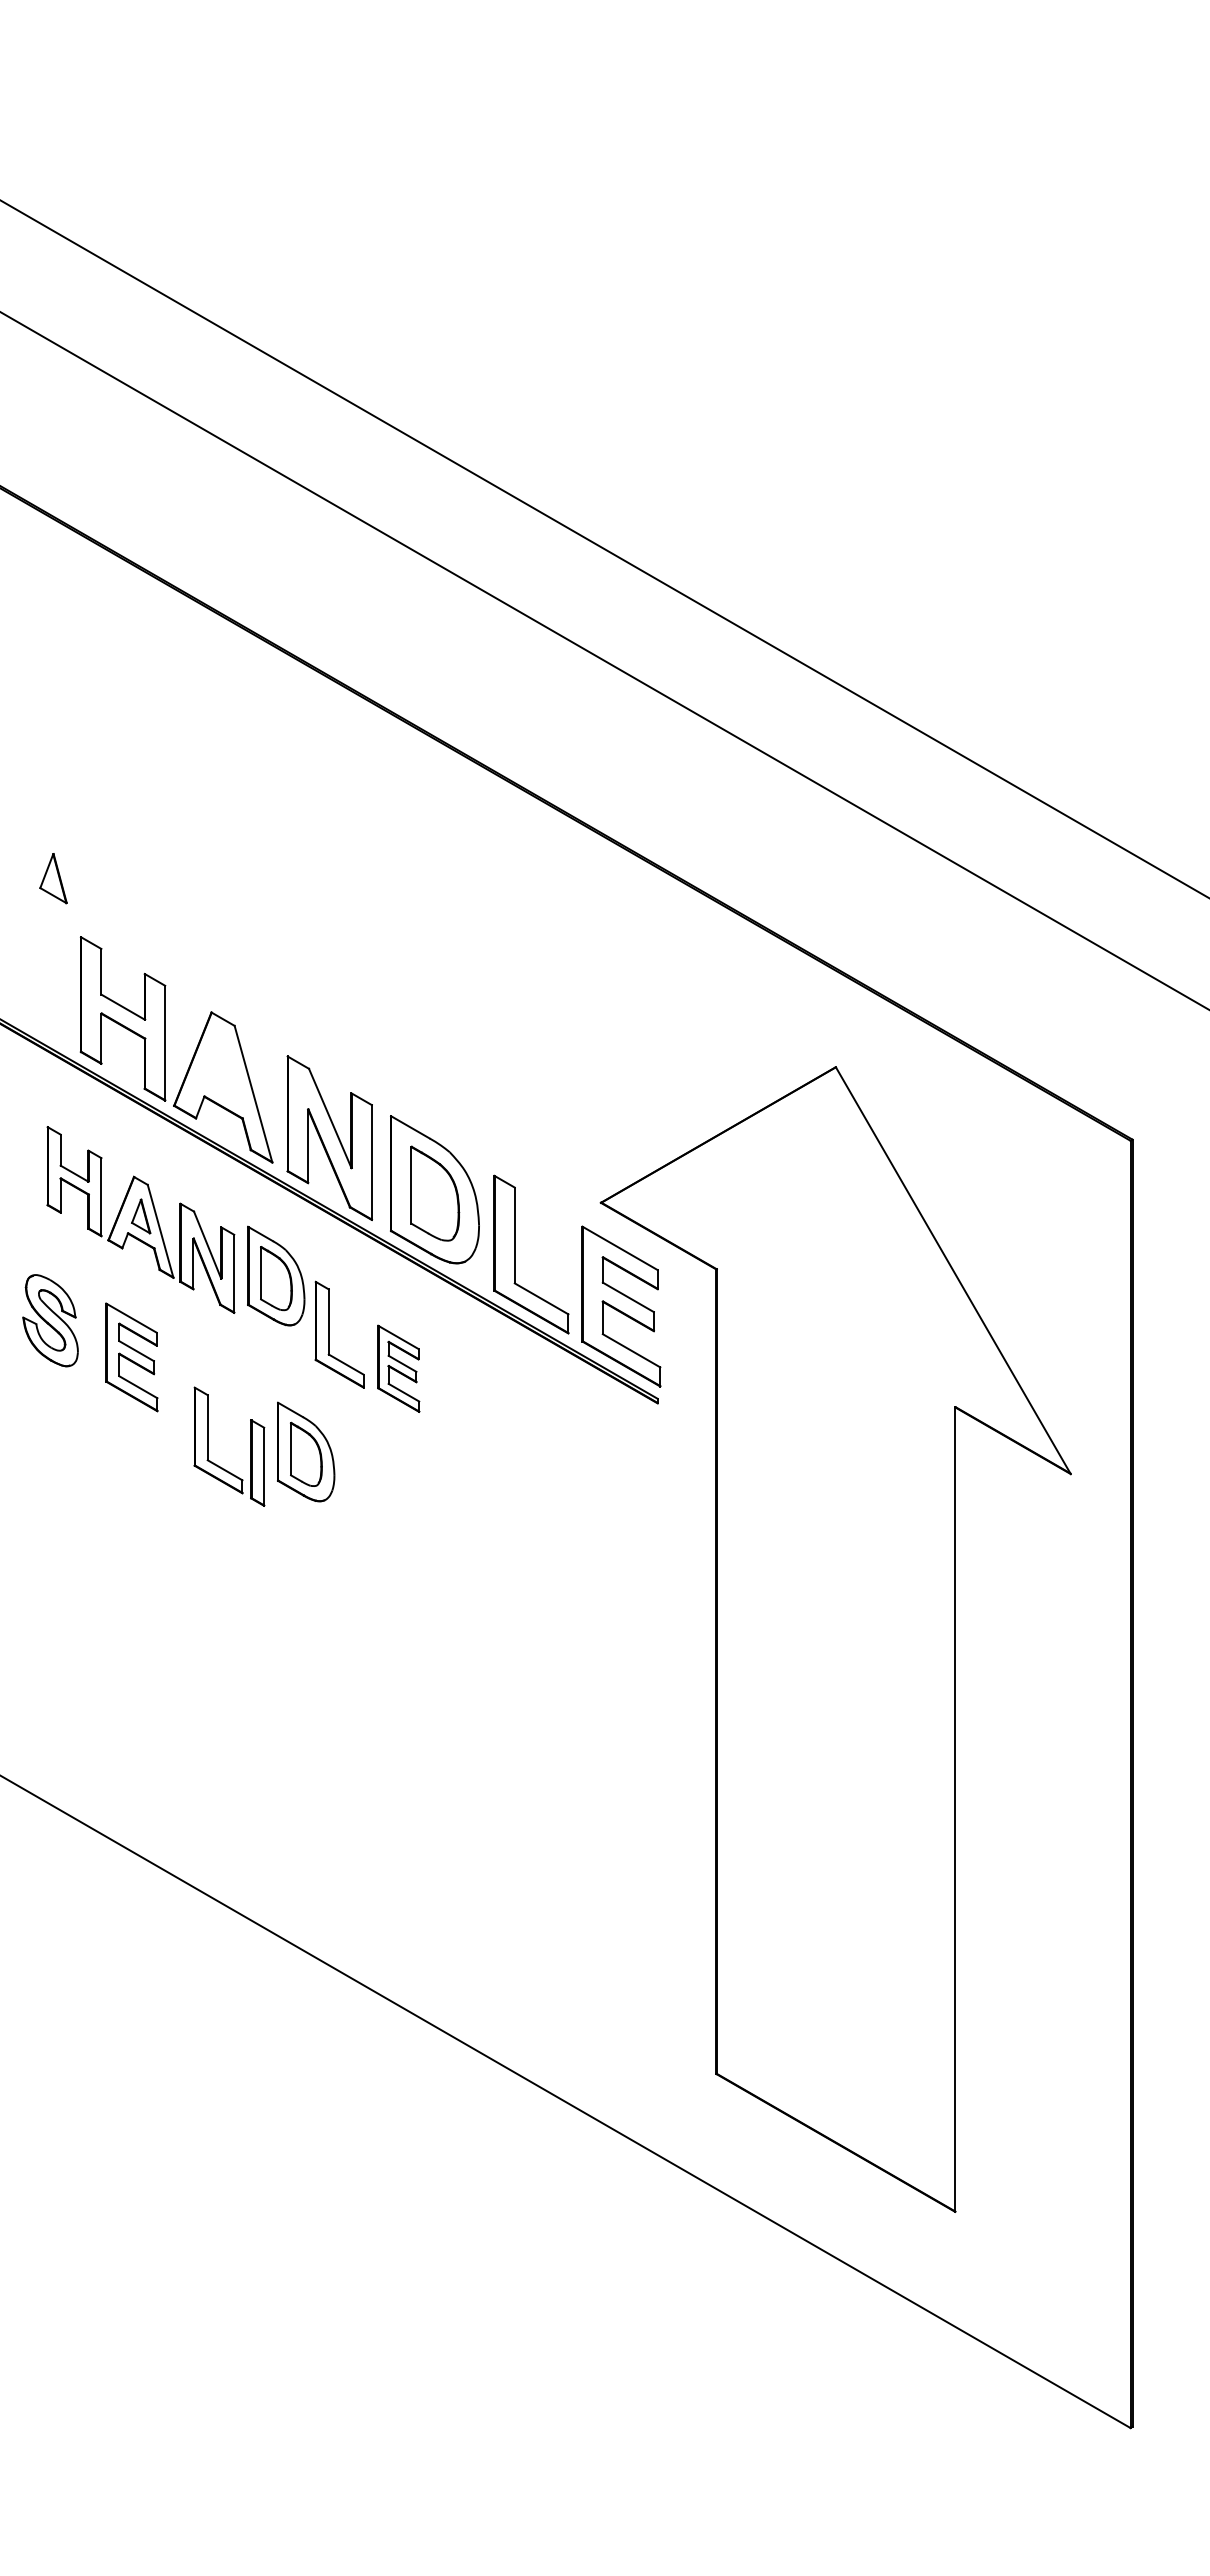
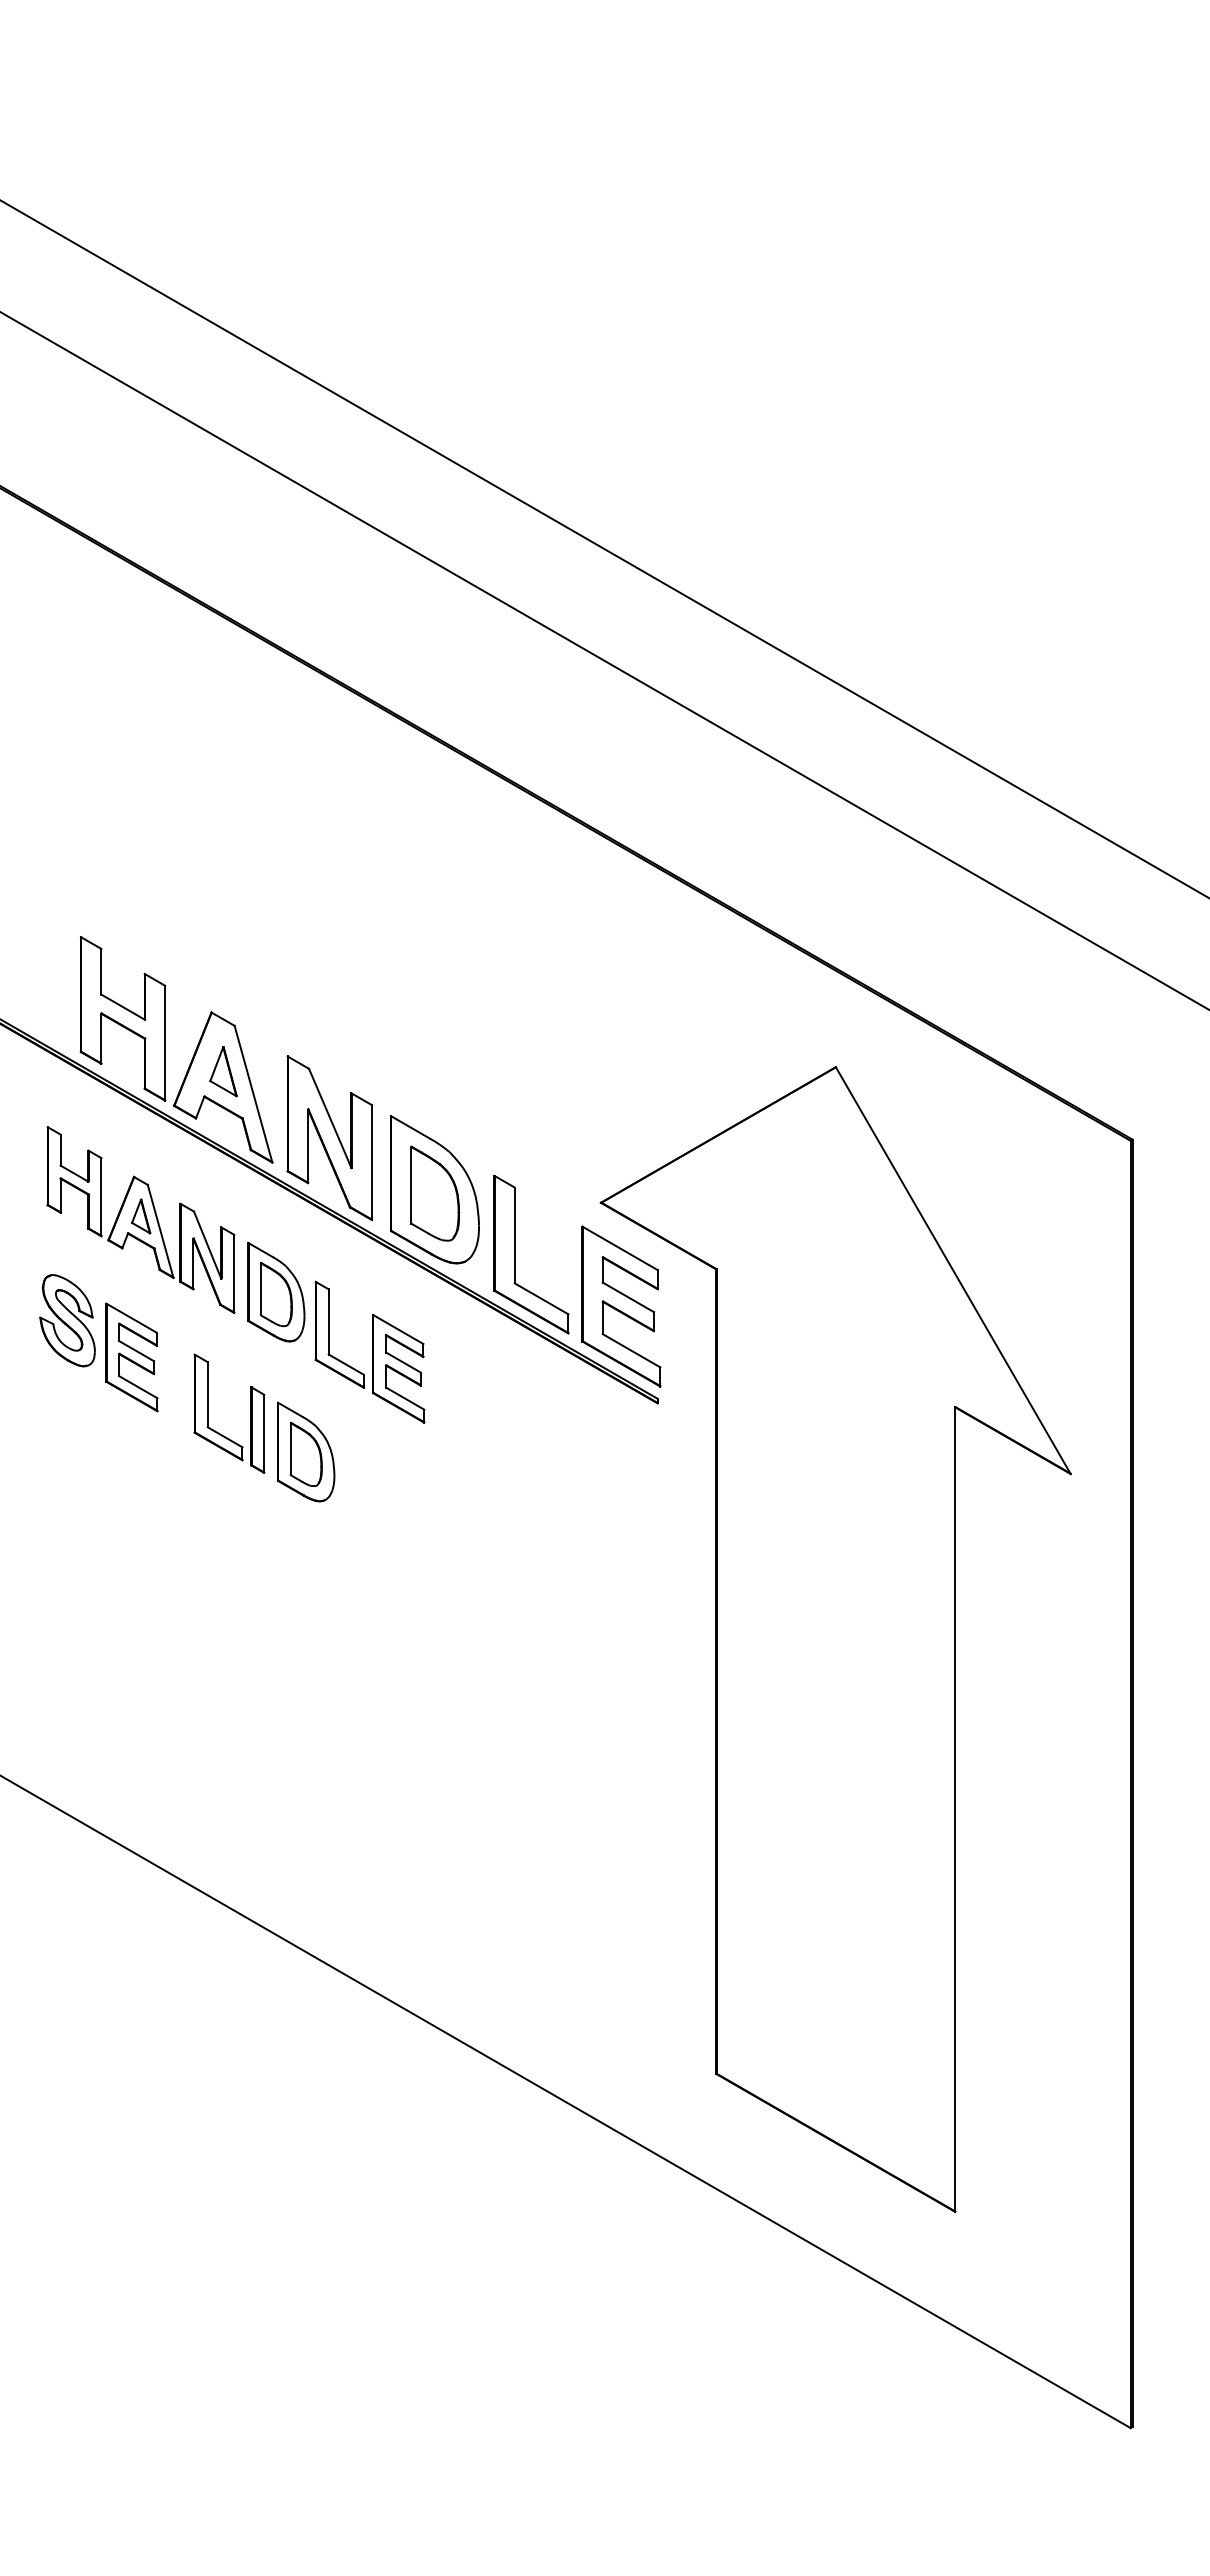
part position: (53, 878) -> (223, 1071) (223, 1071)
part position: (276, 1275) -> (276, 1291) (276, 1291)
part position: (50, 1320) -> (67, 1320) (67, 1320)
part size: 44x89 px -> 54x110 px (398, 1368)
part position: (208, 1446) -> (208, 1413) (208, 1413)
